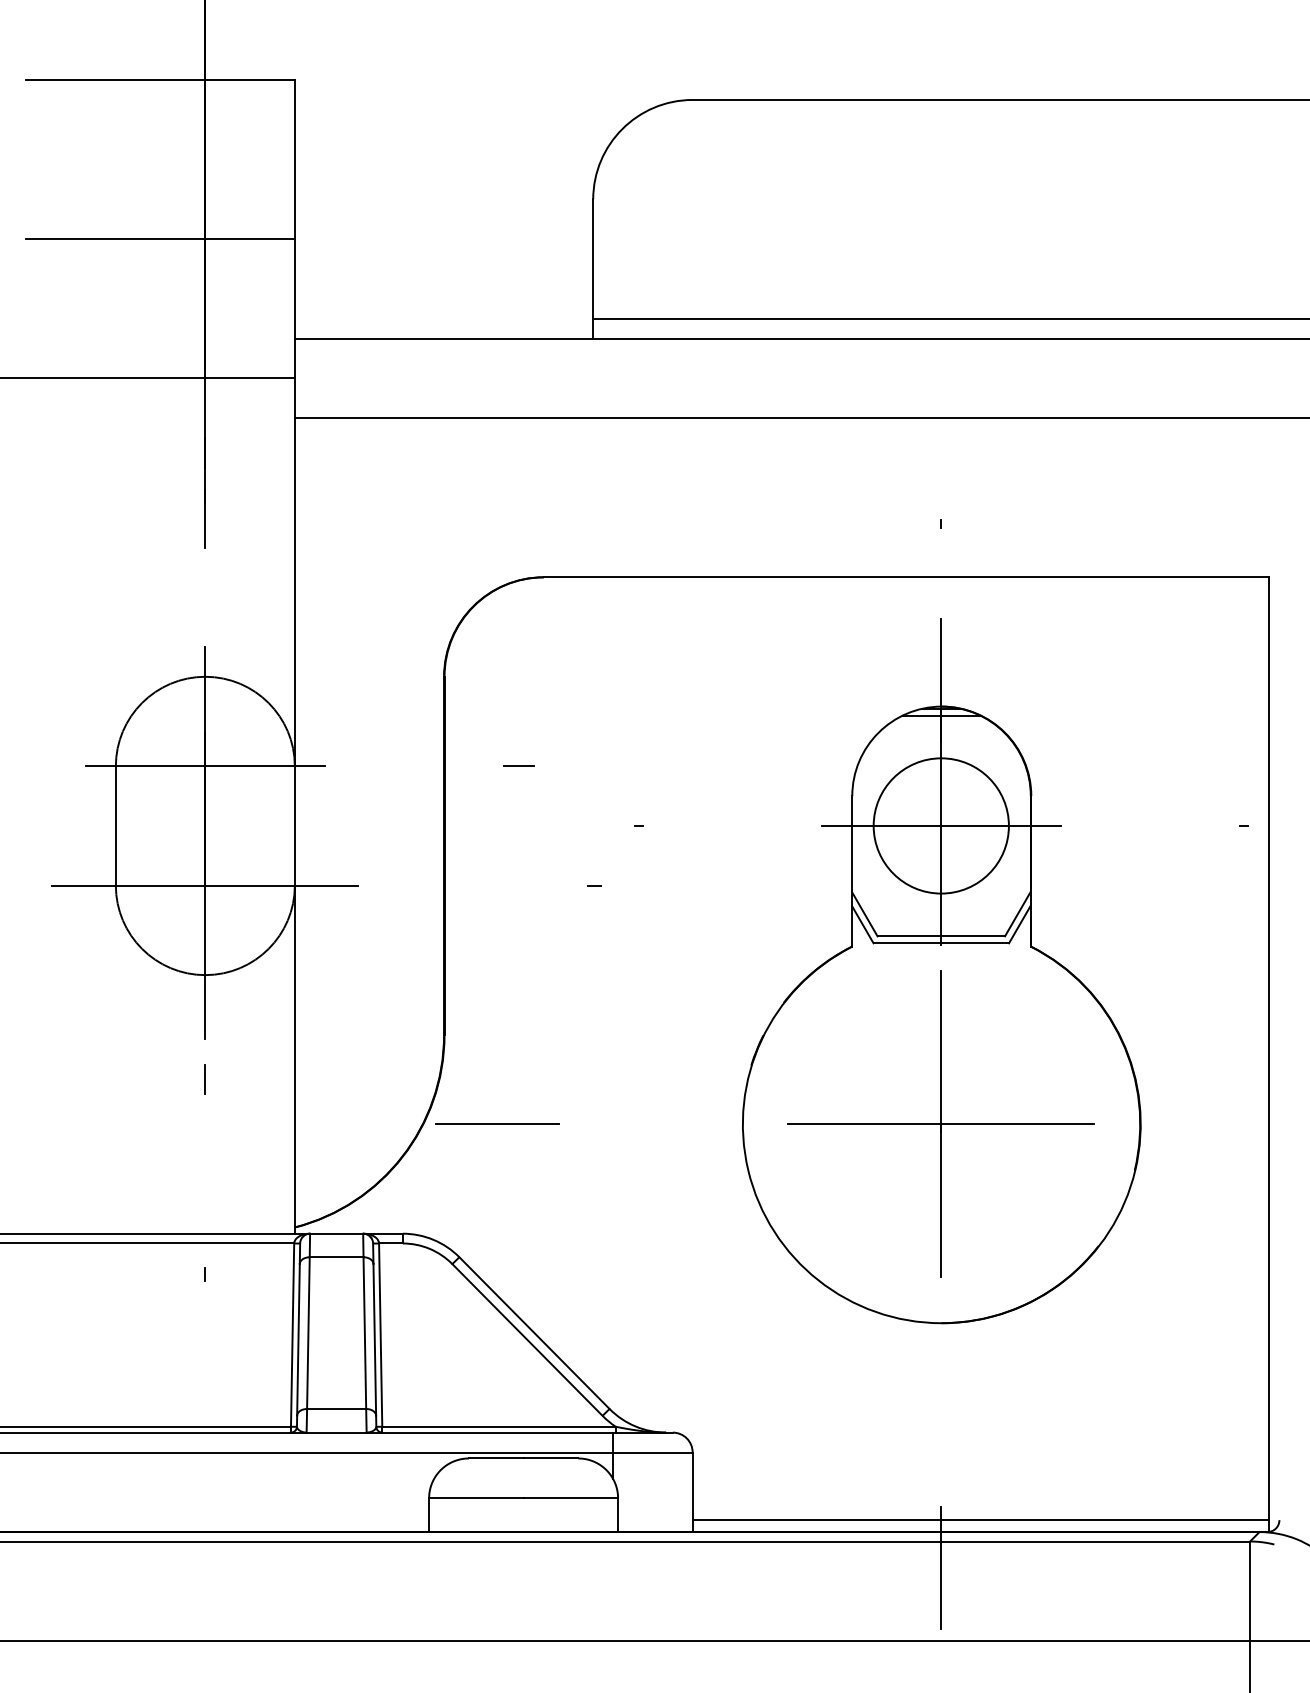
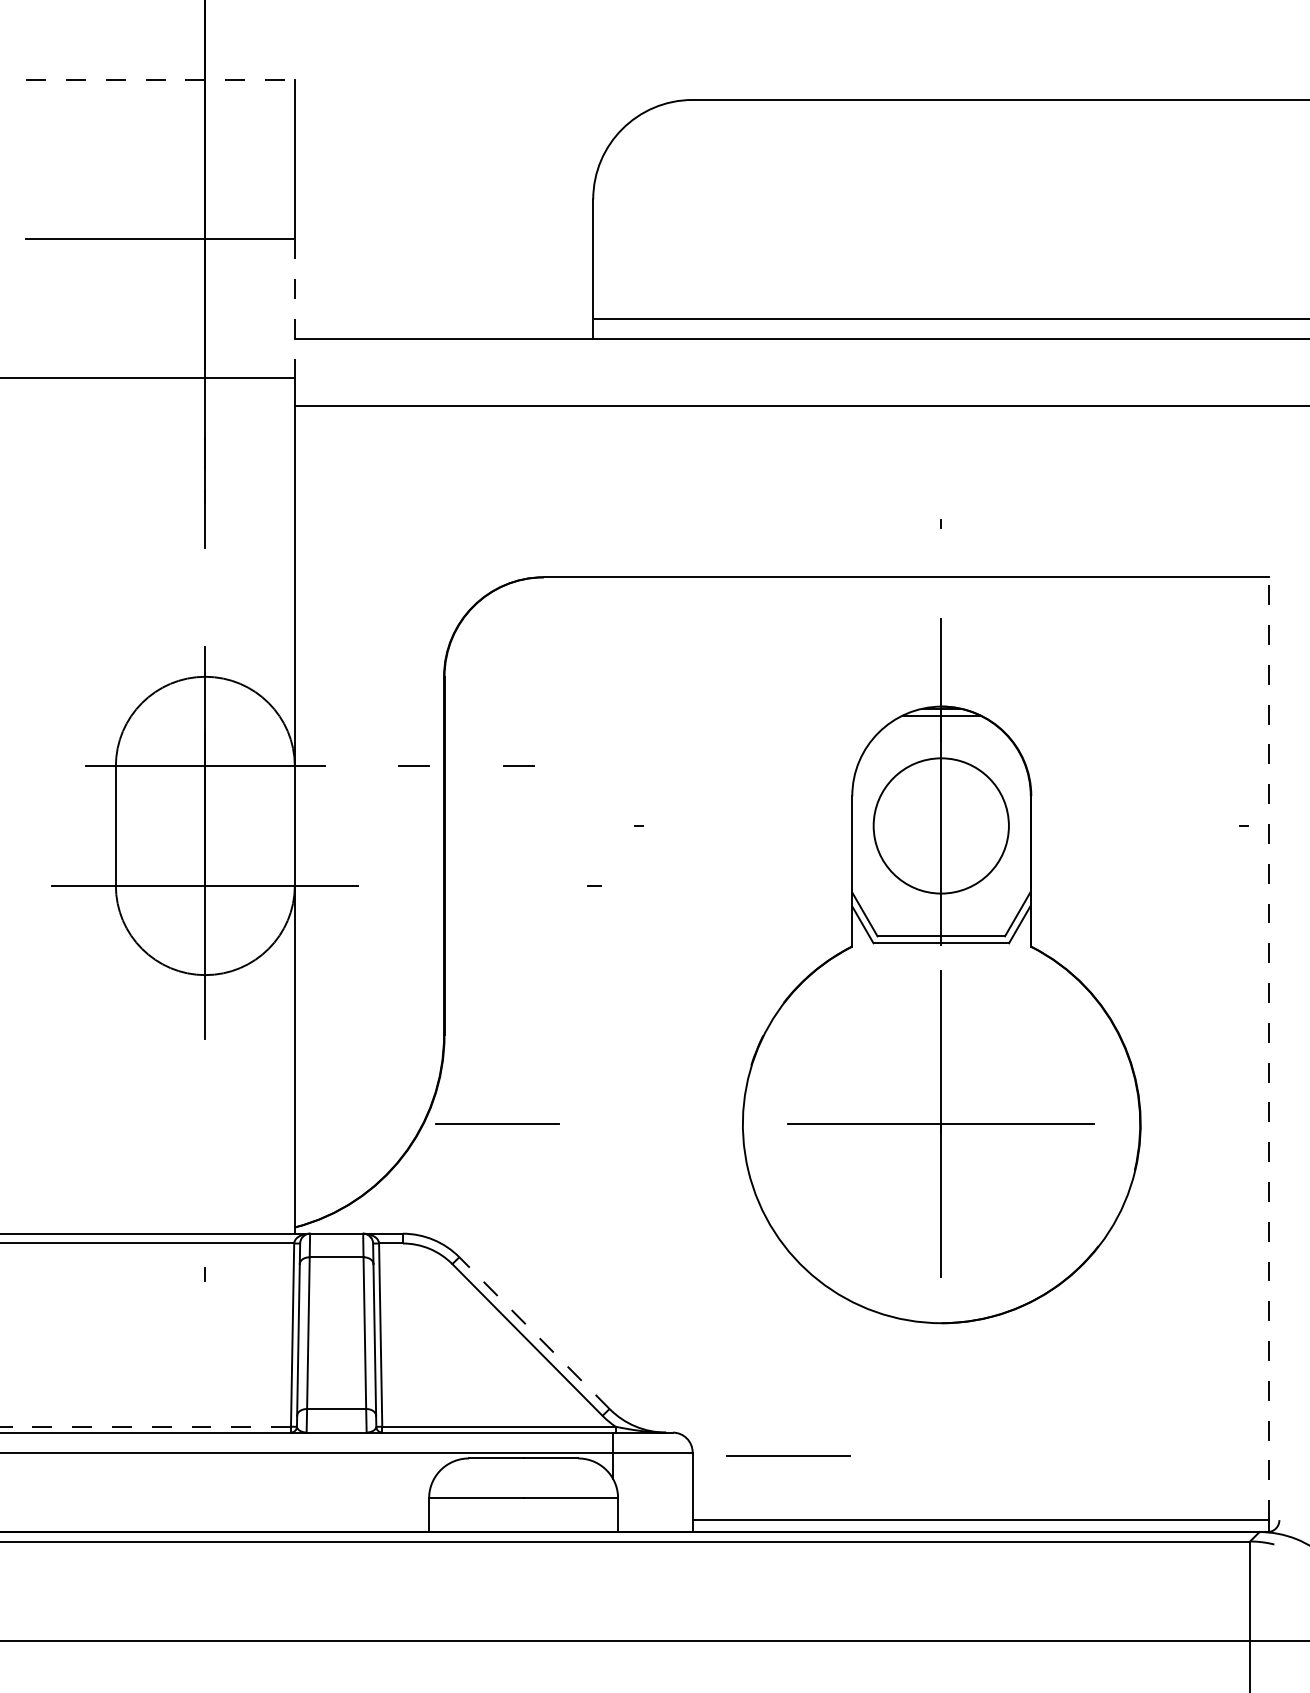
line: solid -> dashed (161, 80)
line: solid -> dashed (294, 308)
line position: (800, 418) -> (800, 406) (800, 406)
line: none -> present (413, 765)
line: present -> none (940, 825)
line: solid -> dashed (1269, 1048)
line: present -> none (205, 1079)
line: solid -> dashed (534, 1333)
line: solid -> dashed (145, 1426)
line: none -> present (788, 1455)
line: present -> none (941, 1567)
